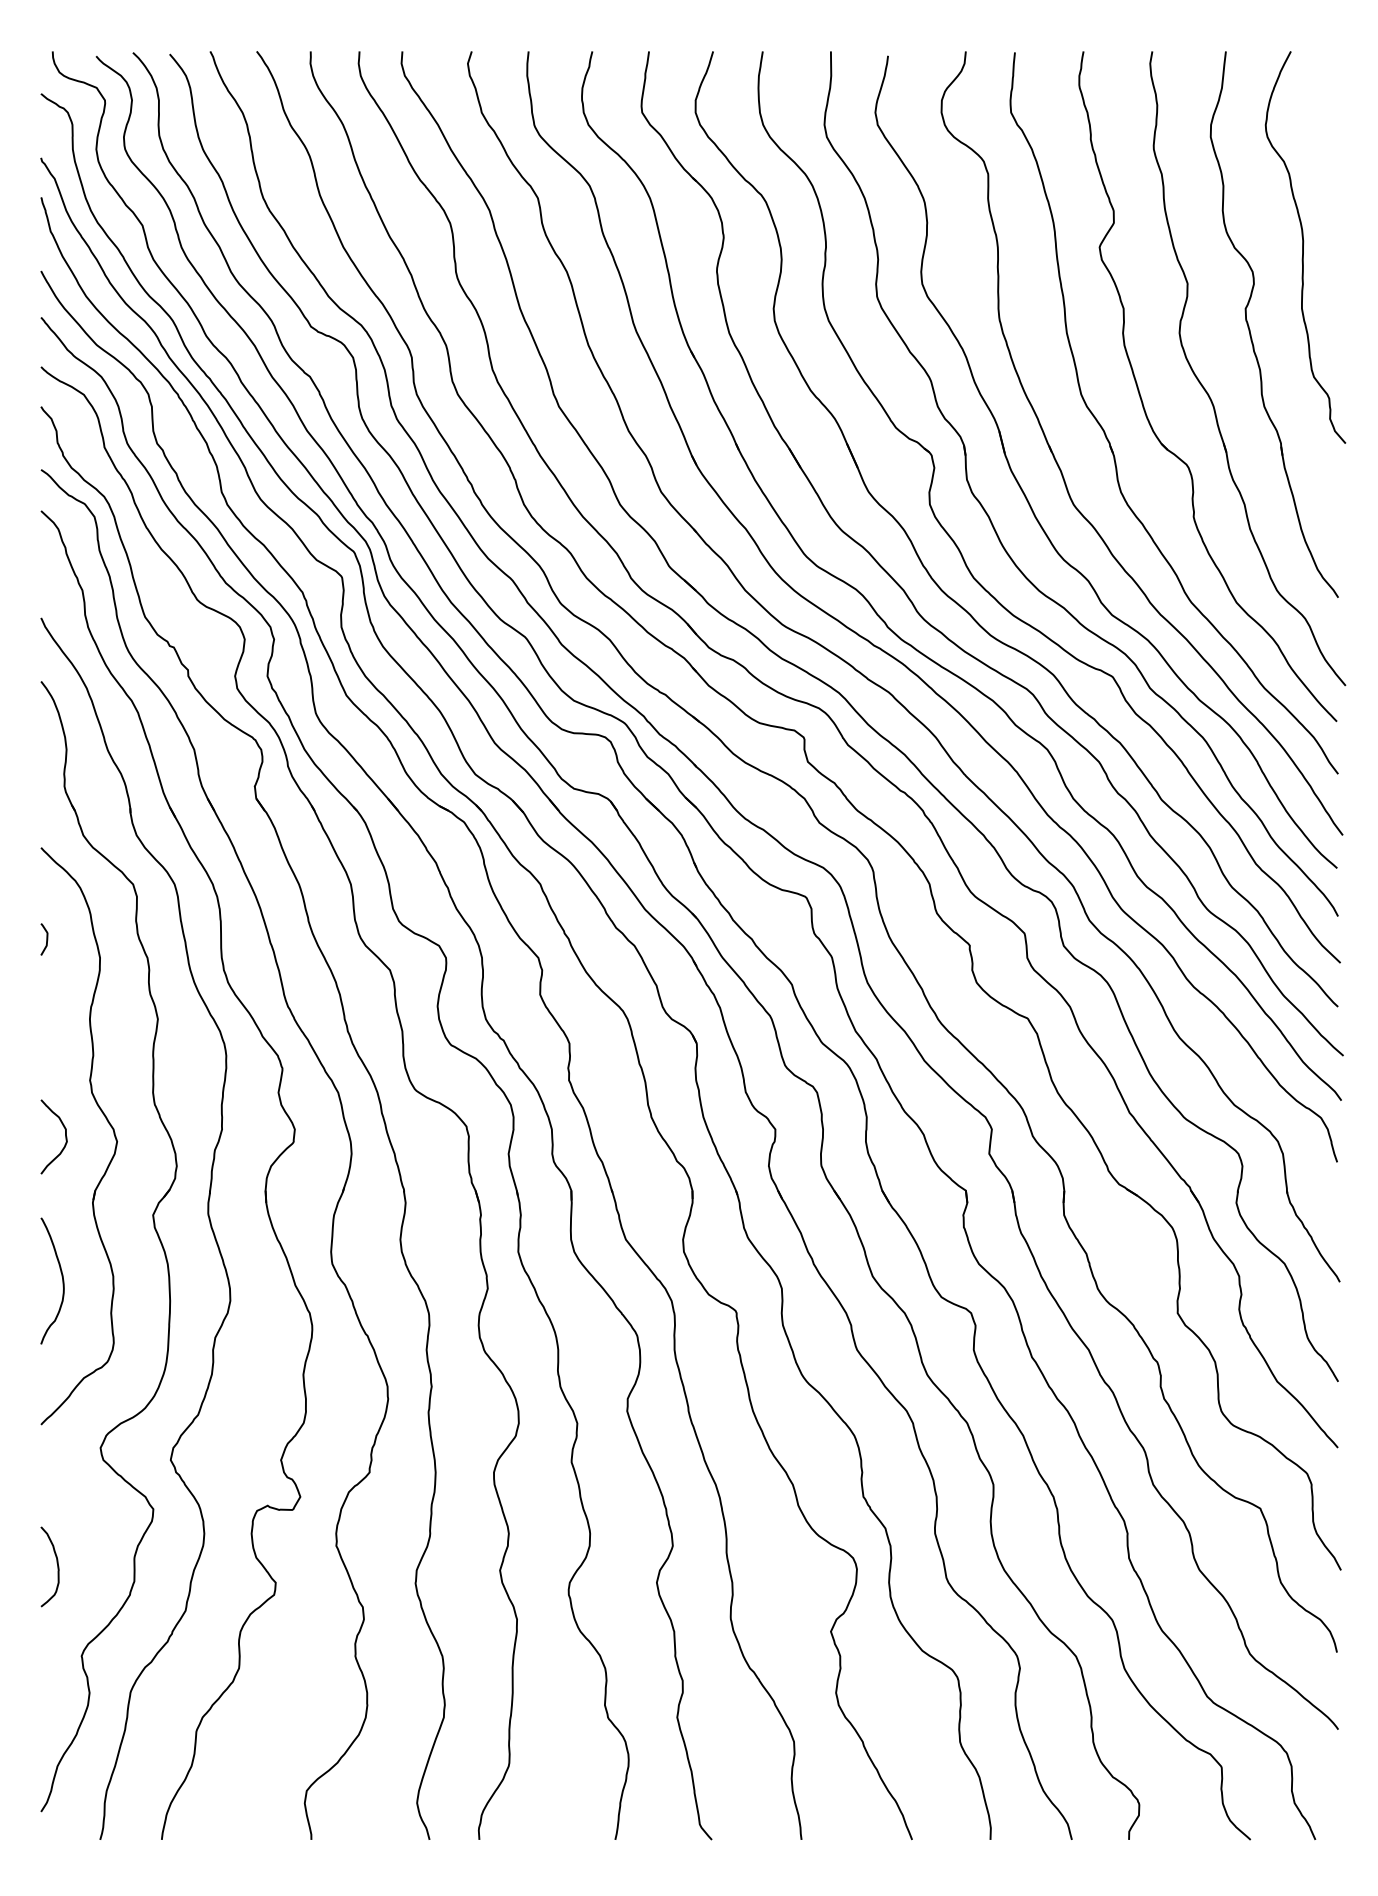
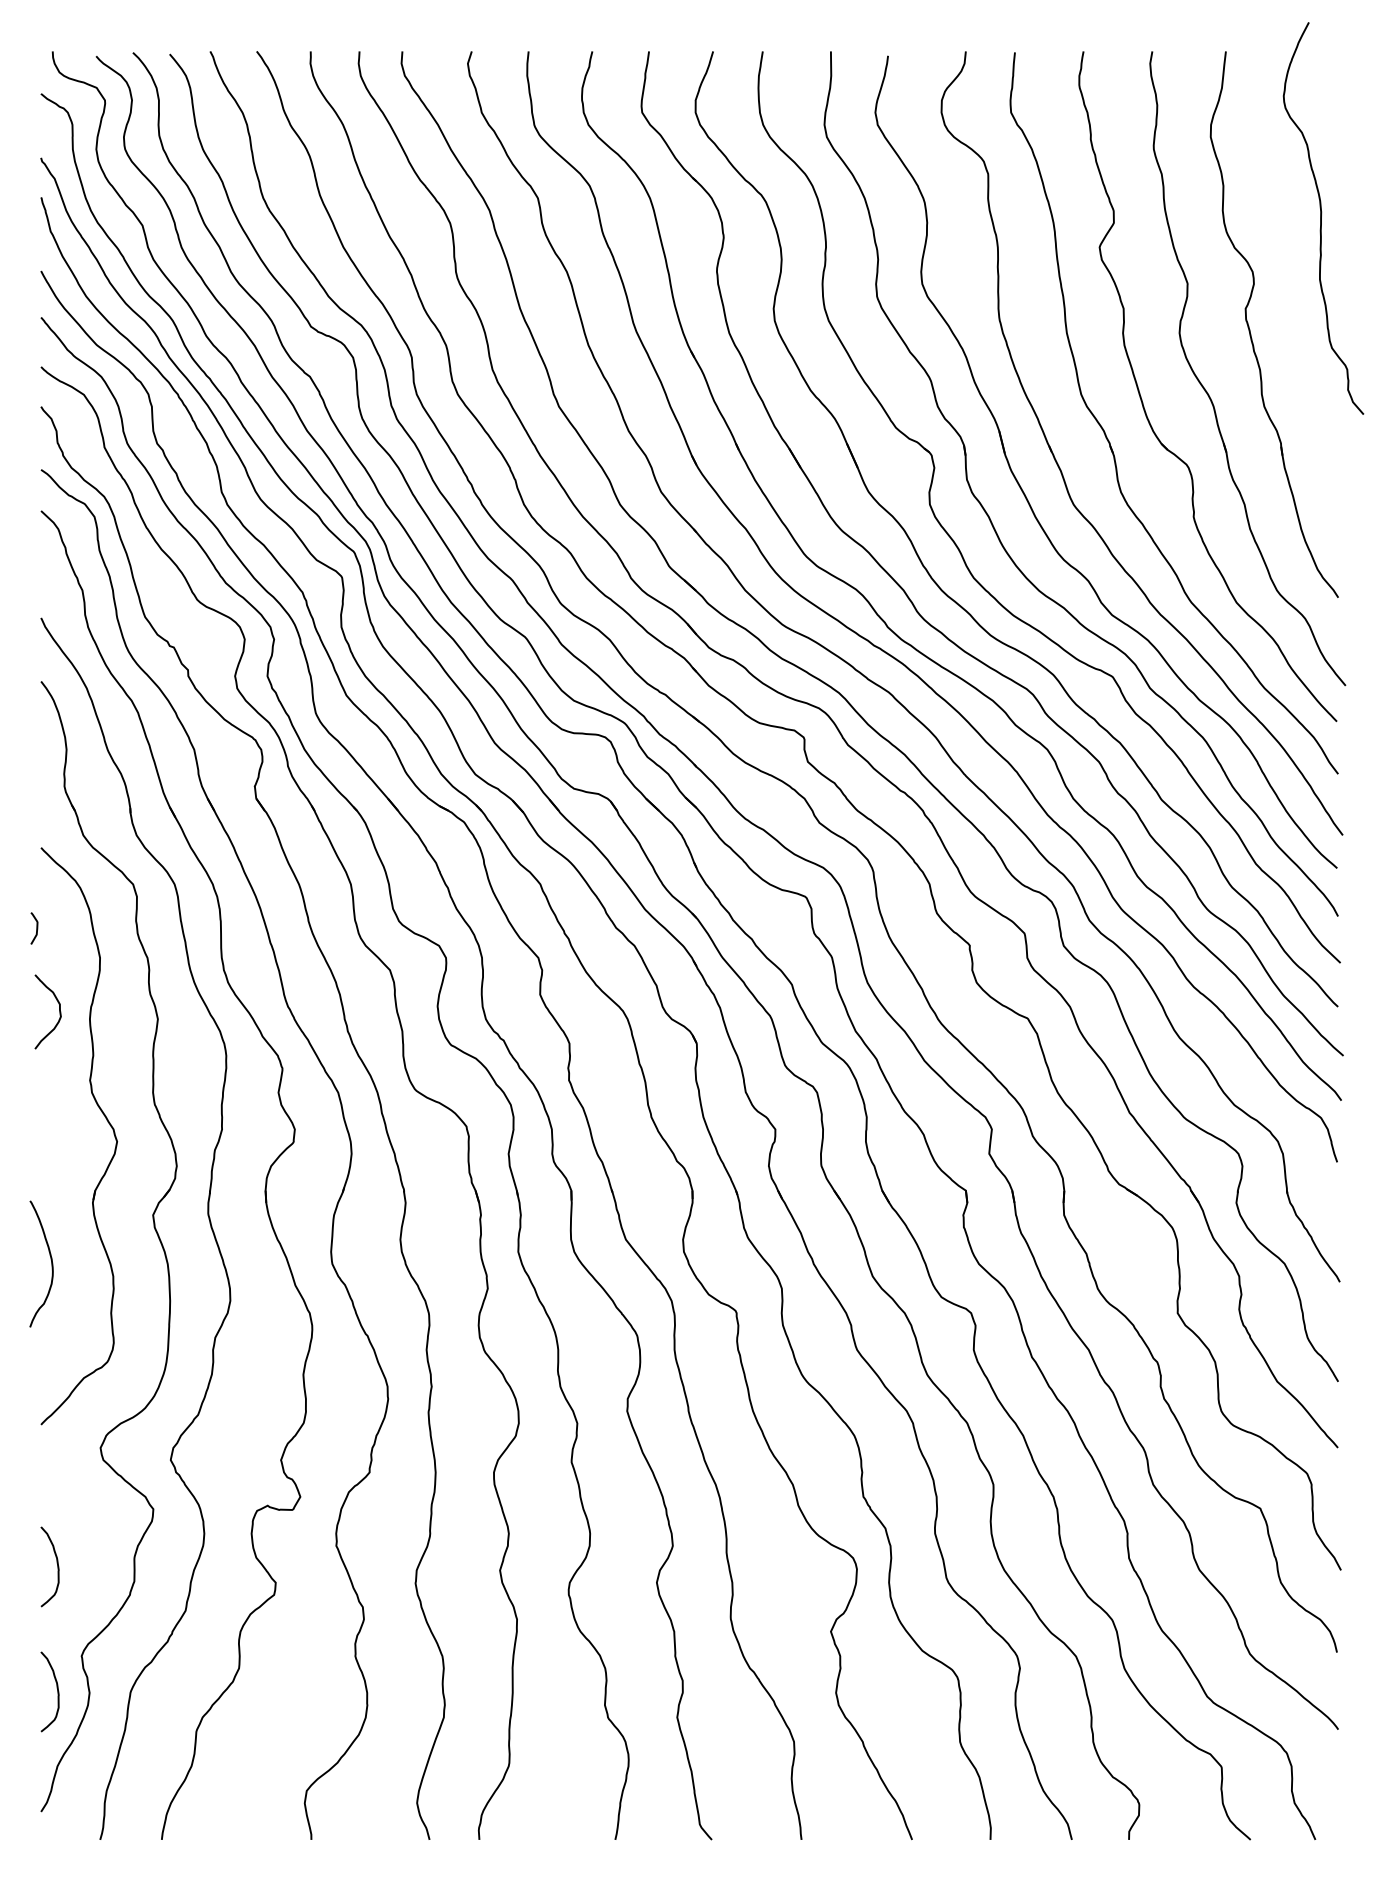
curve position: (1303, 247) -> (1321, 218) (1321, 218)
curve position: (46, 939) -> (36, 928) (36, 928)
curve position: (65, 1136) -> (59, 1011) (59, 1011)
curve position: (61, 1276) -> (50, 1259) (50, 1259)
curve: none -> present (56, 1688)
